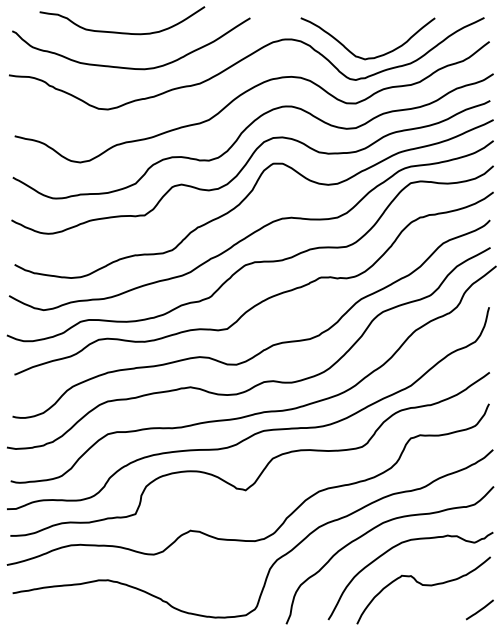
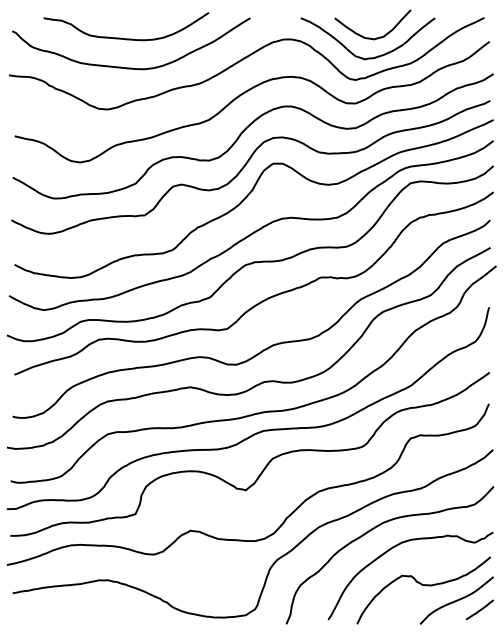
curve position: (122, 32) -> (126, 38) (126, 38)
curve: none -> present (370, 37)
curve: none -> present (456, 600)
